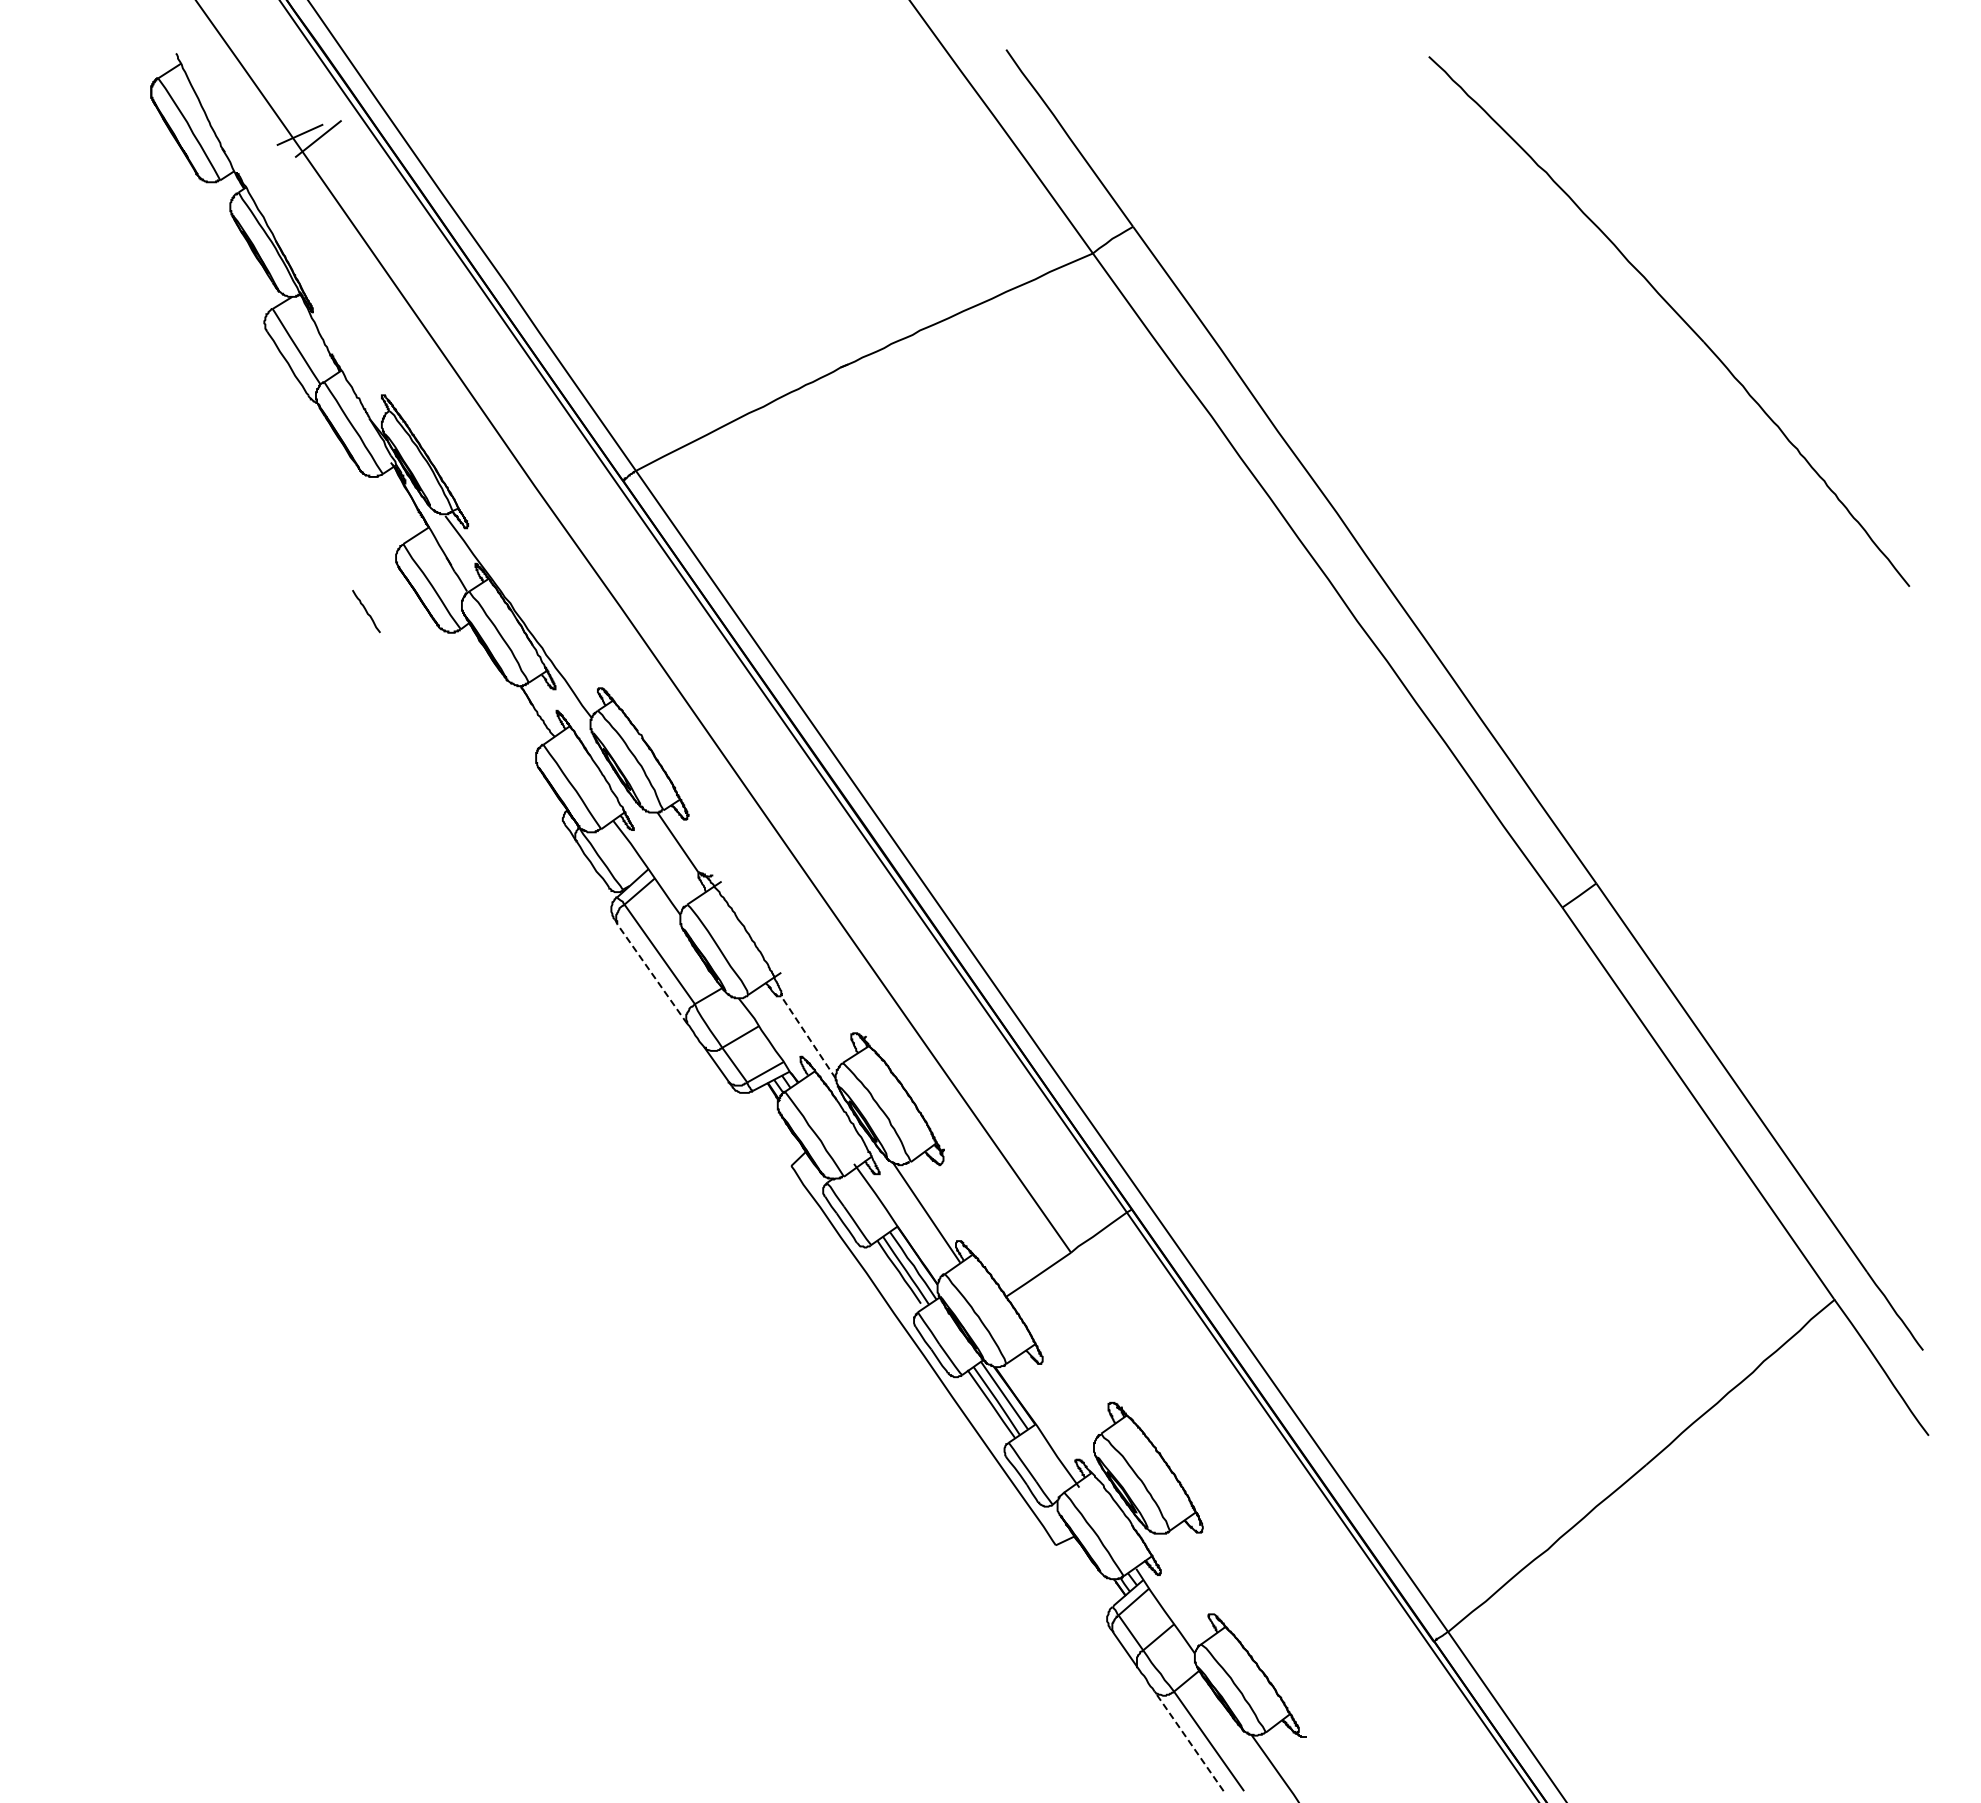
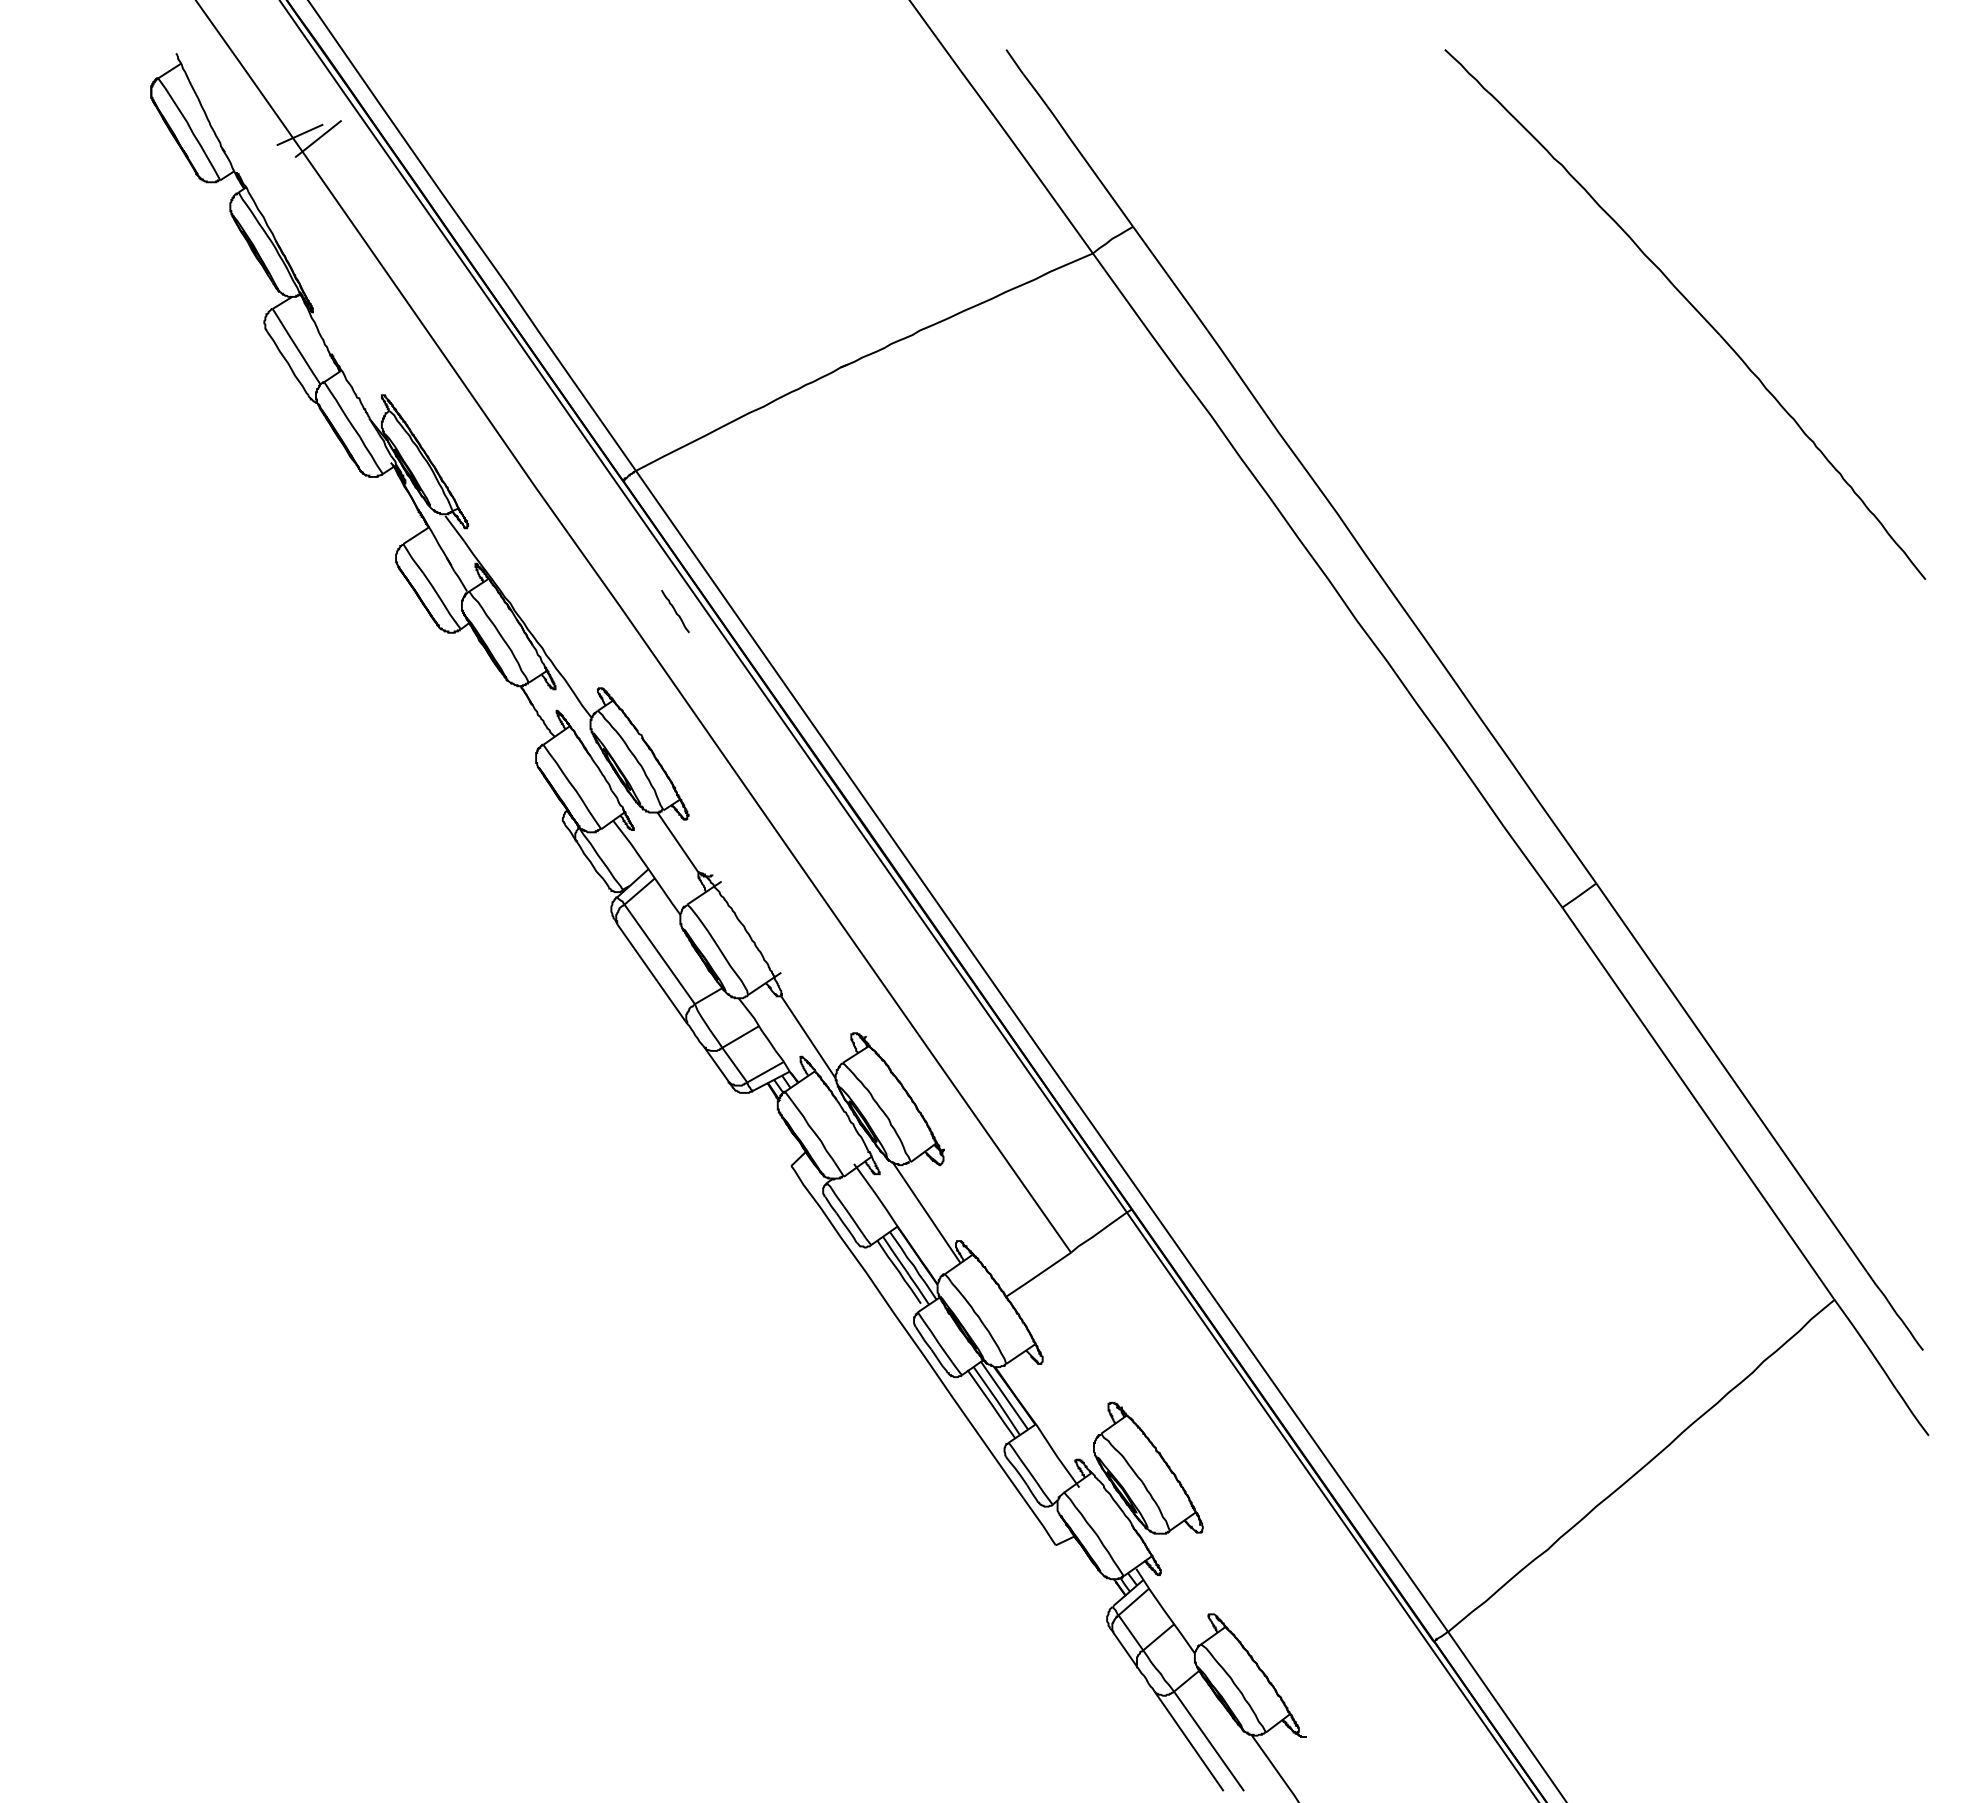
part position: (1676, 314) -> (1692, 307) (1692, 307)
curve position: (366, 611) -> (675, 611) (675, 611)
line: dashed -> solid (652, 974)
line: dashed -> solid (808, 1036)
line: dashed -> solid (1189, 1741)
